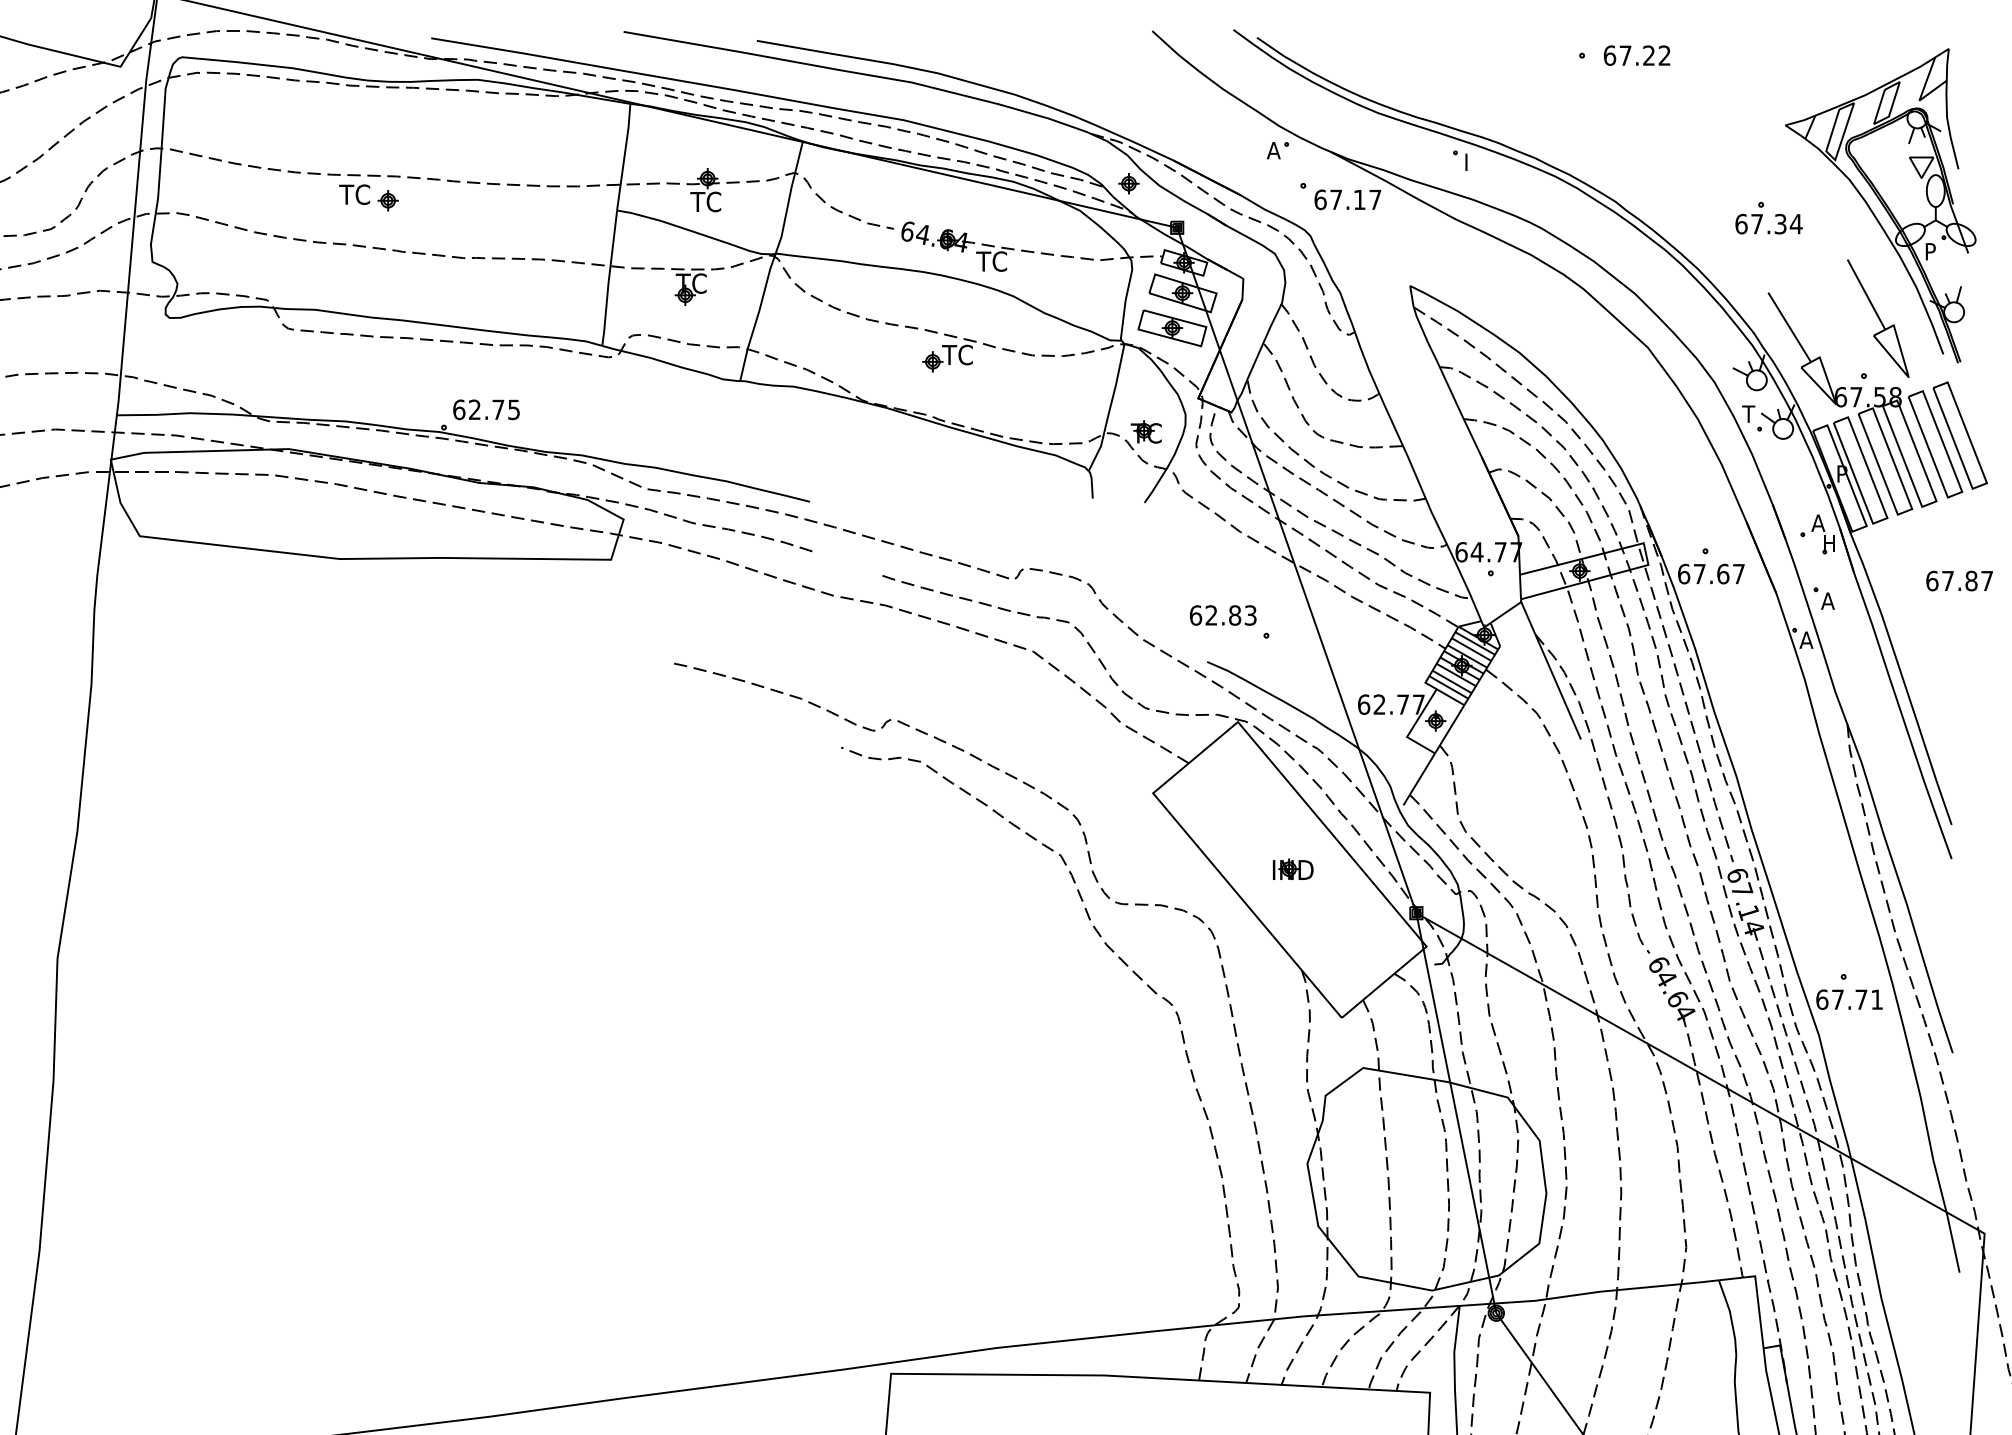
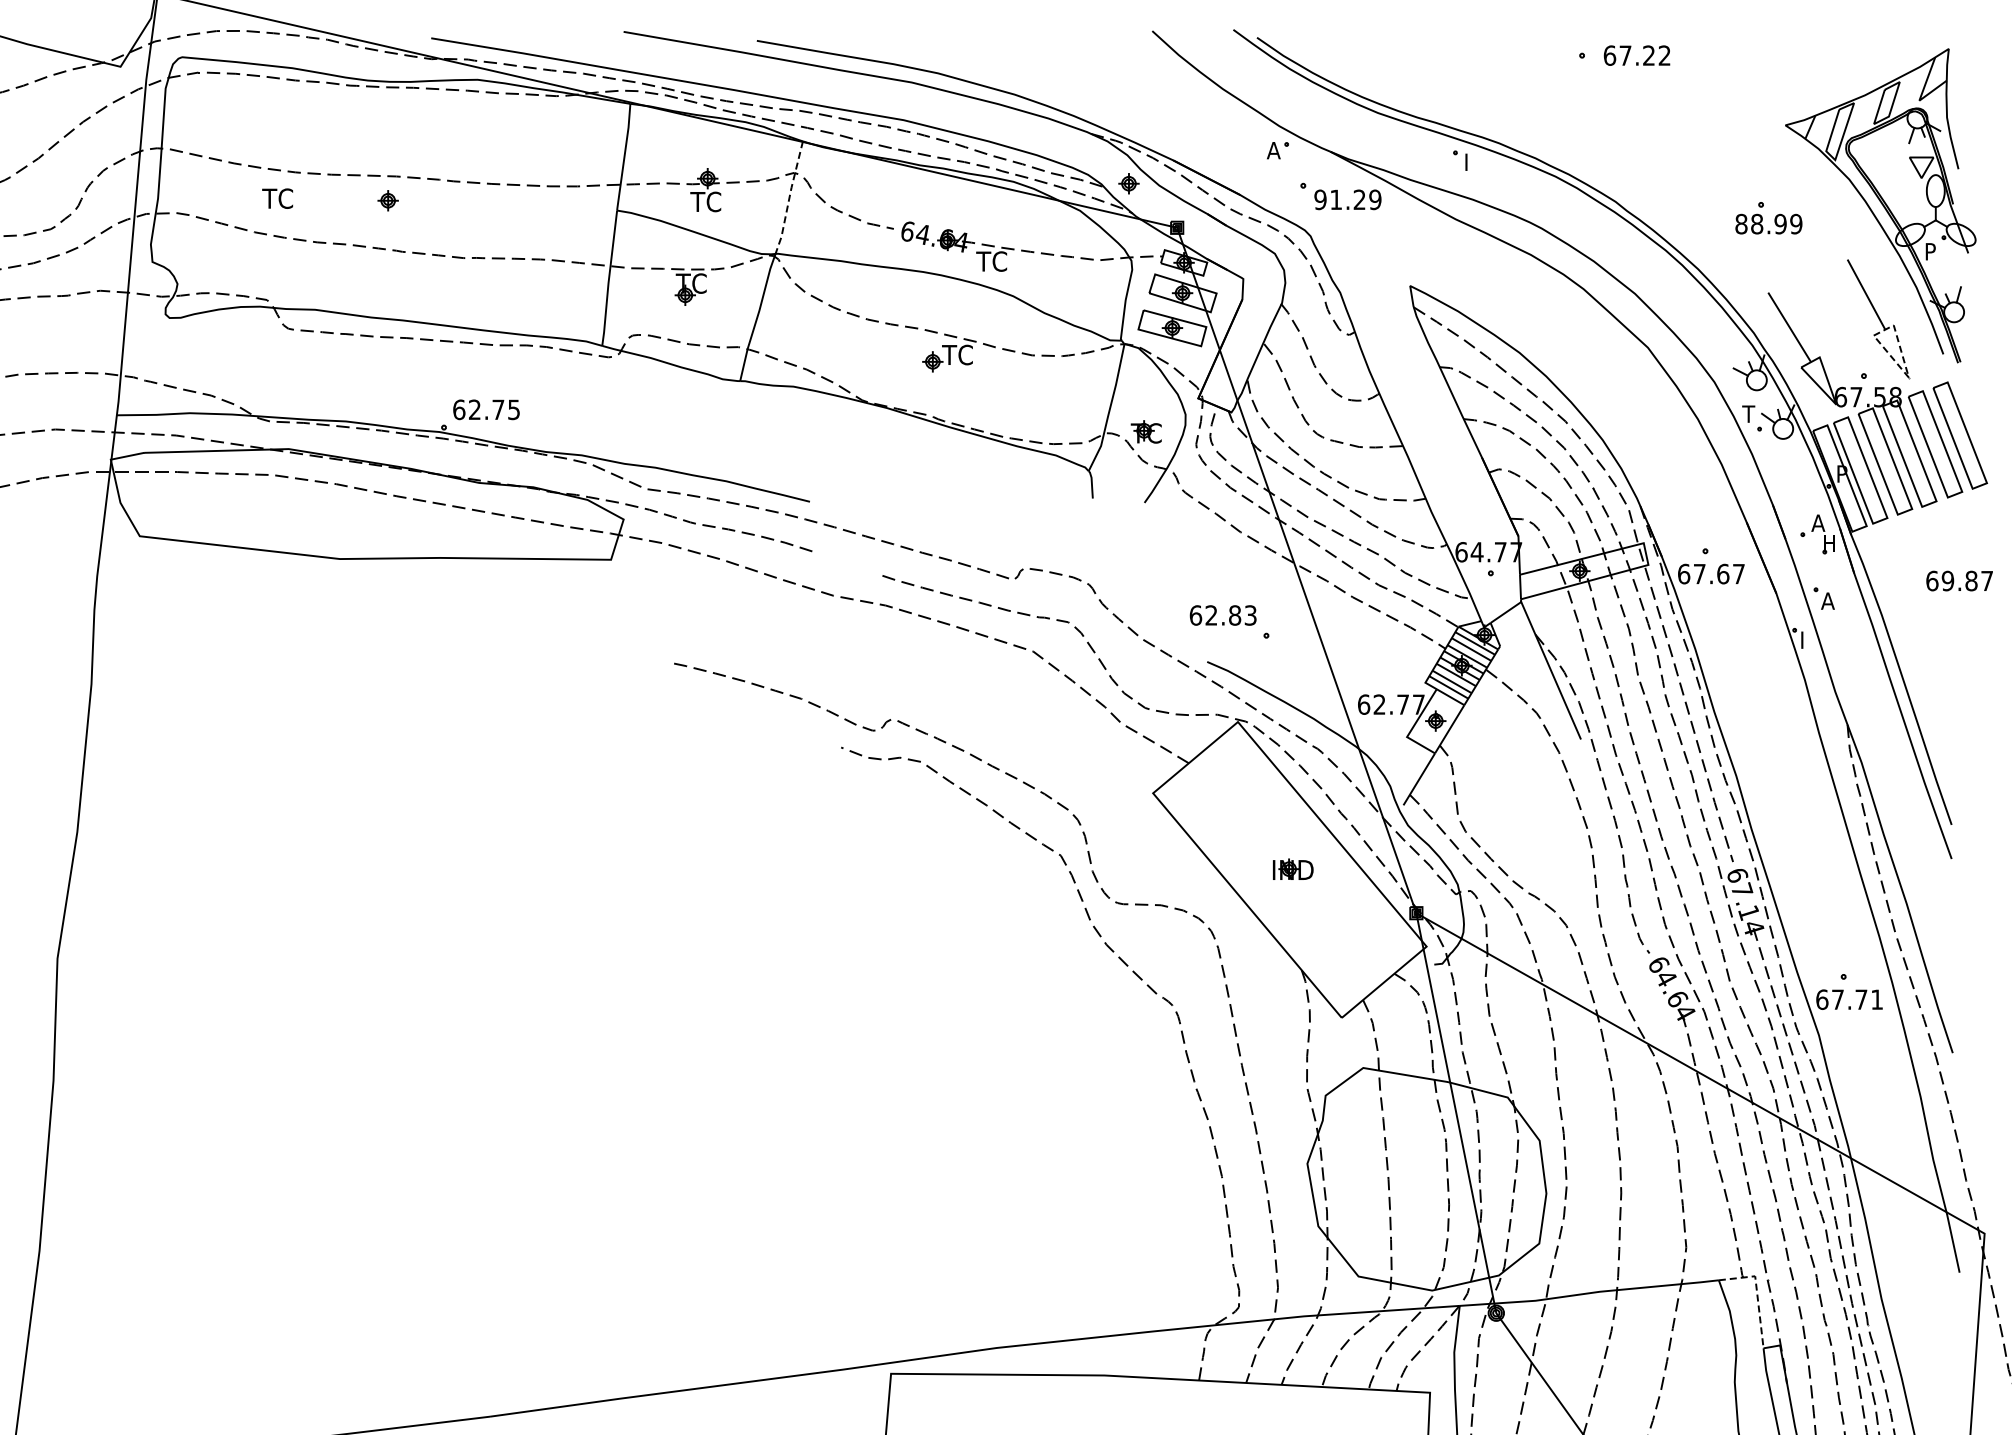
text position: (354, 194) -> (277, 198) (277, 198)
line: solid -> dashed (789, 198)
text: 67.17 -> 91.29 (1347, 199)
text: 67.34 -> 88.99 (1768, 223)
line: solid -> dashed (1905, 367)
text: 67.87 -> 69.87 (1947, 580)
text: A -> I (1806, 639)
line: solid -> dashed (1757, 1294)
